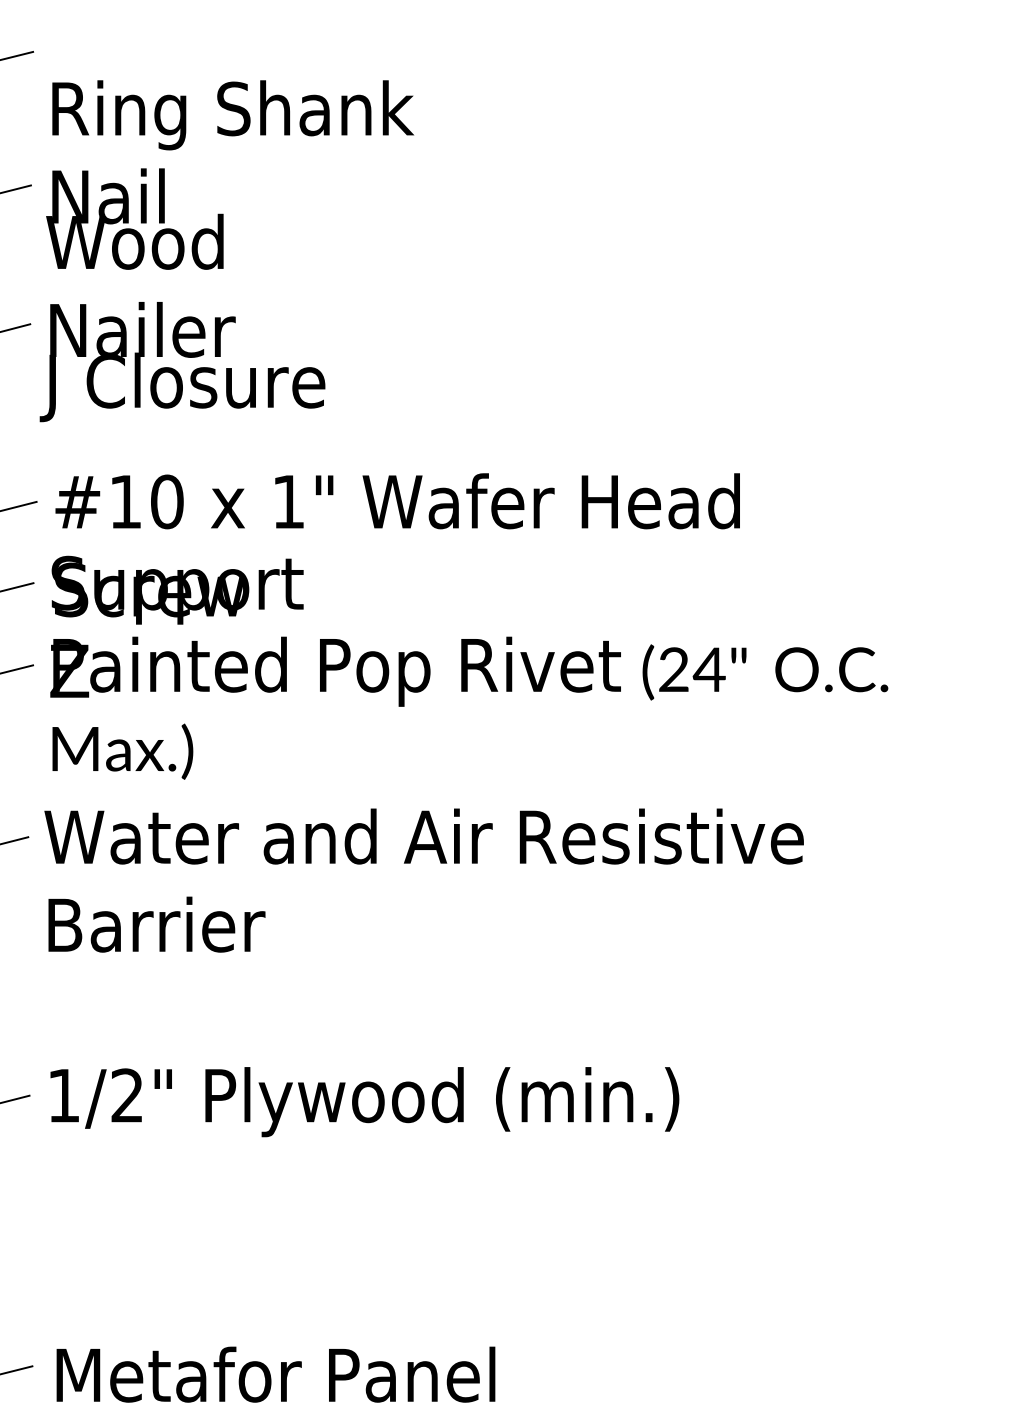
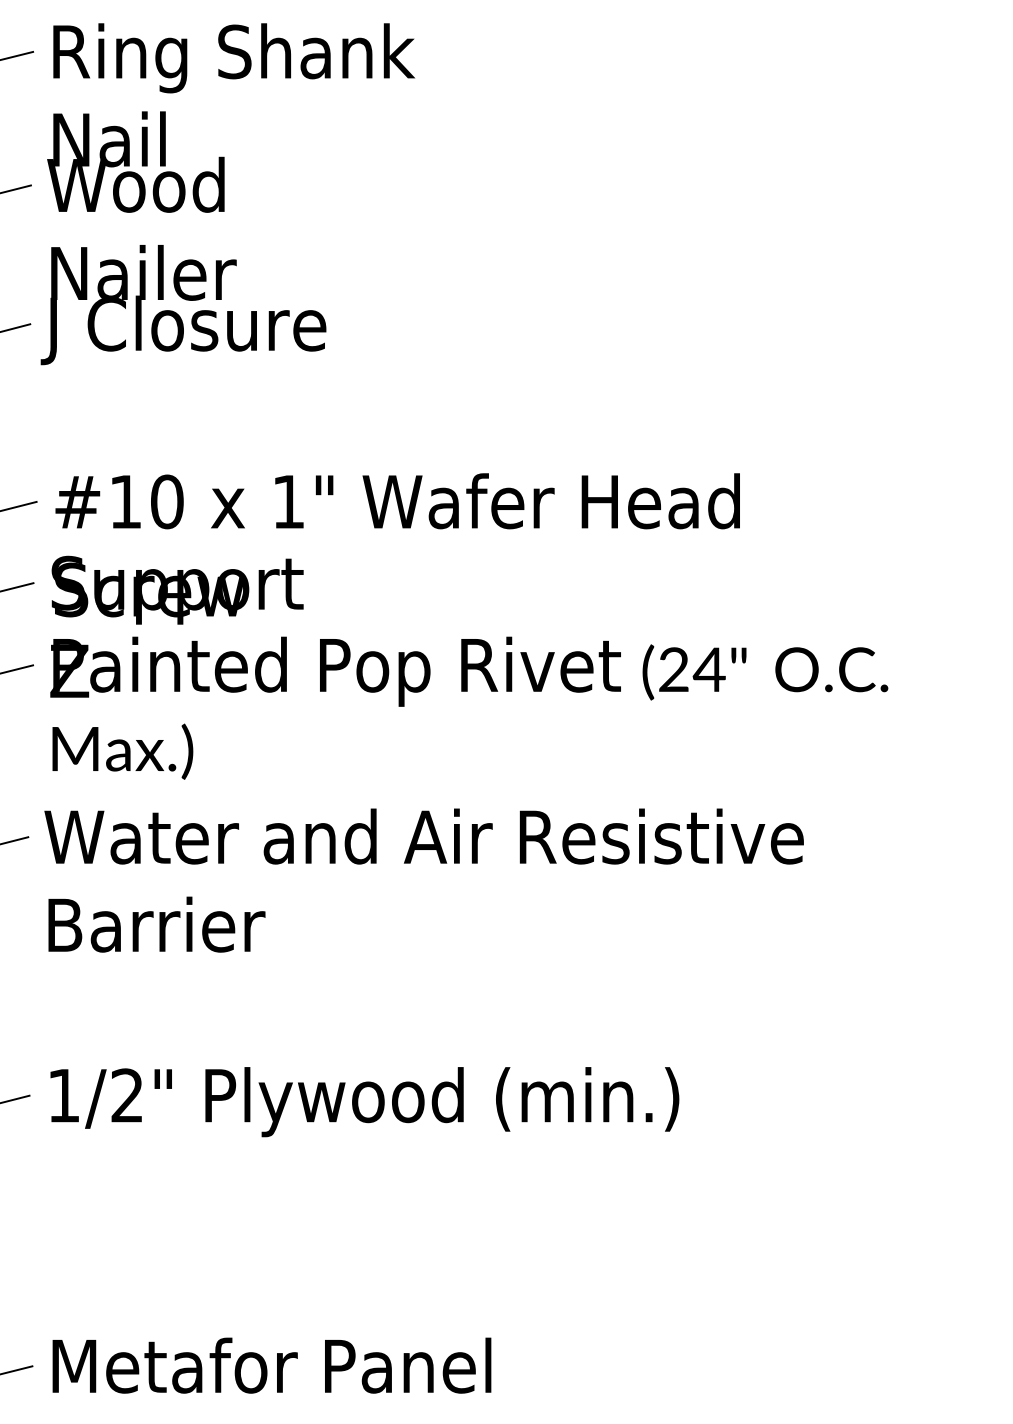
text position: (226, 251) -> (227, 194) (227, 194)
text position: (275, 1374) -> (271, 1365) (271, 1365)
